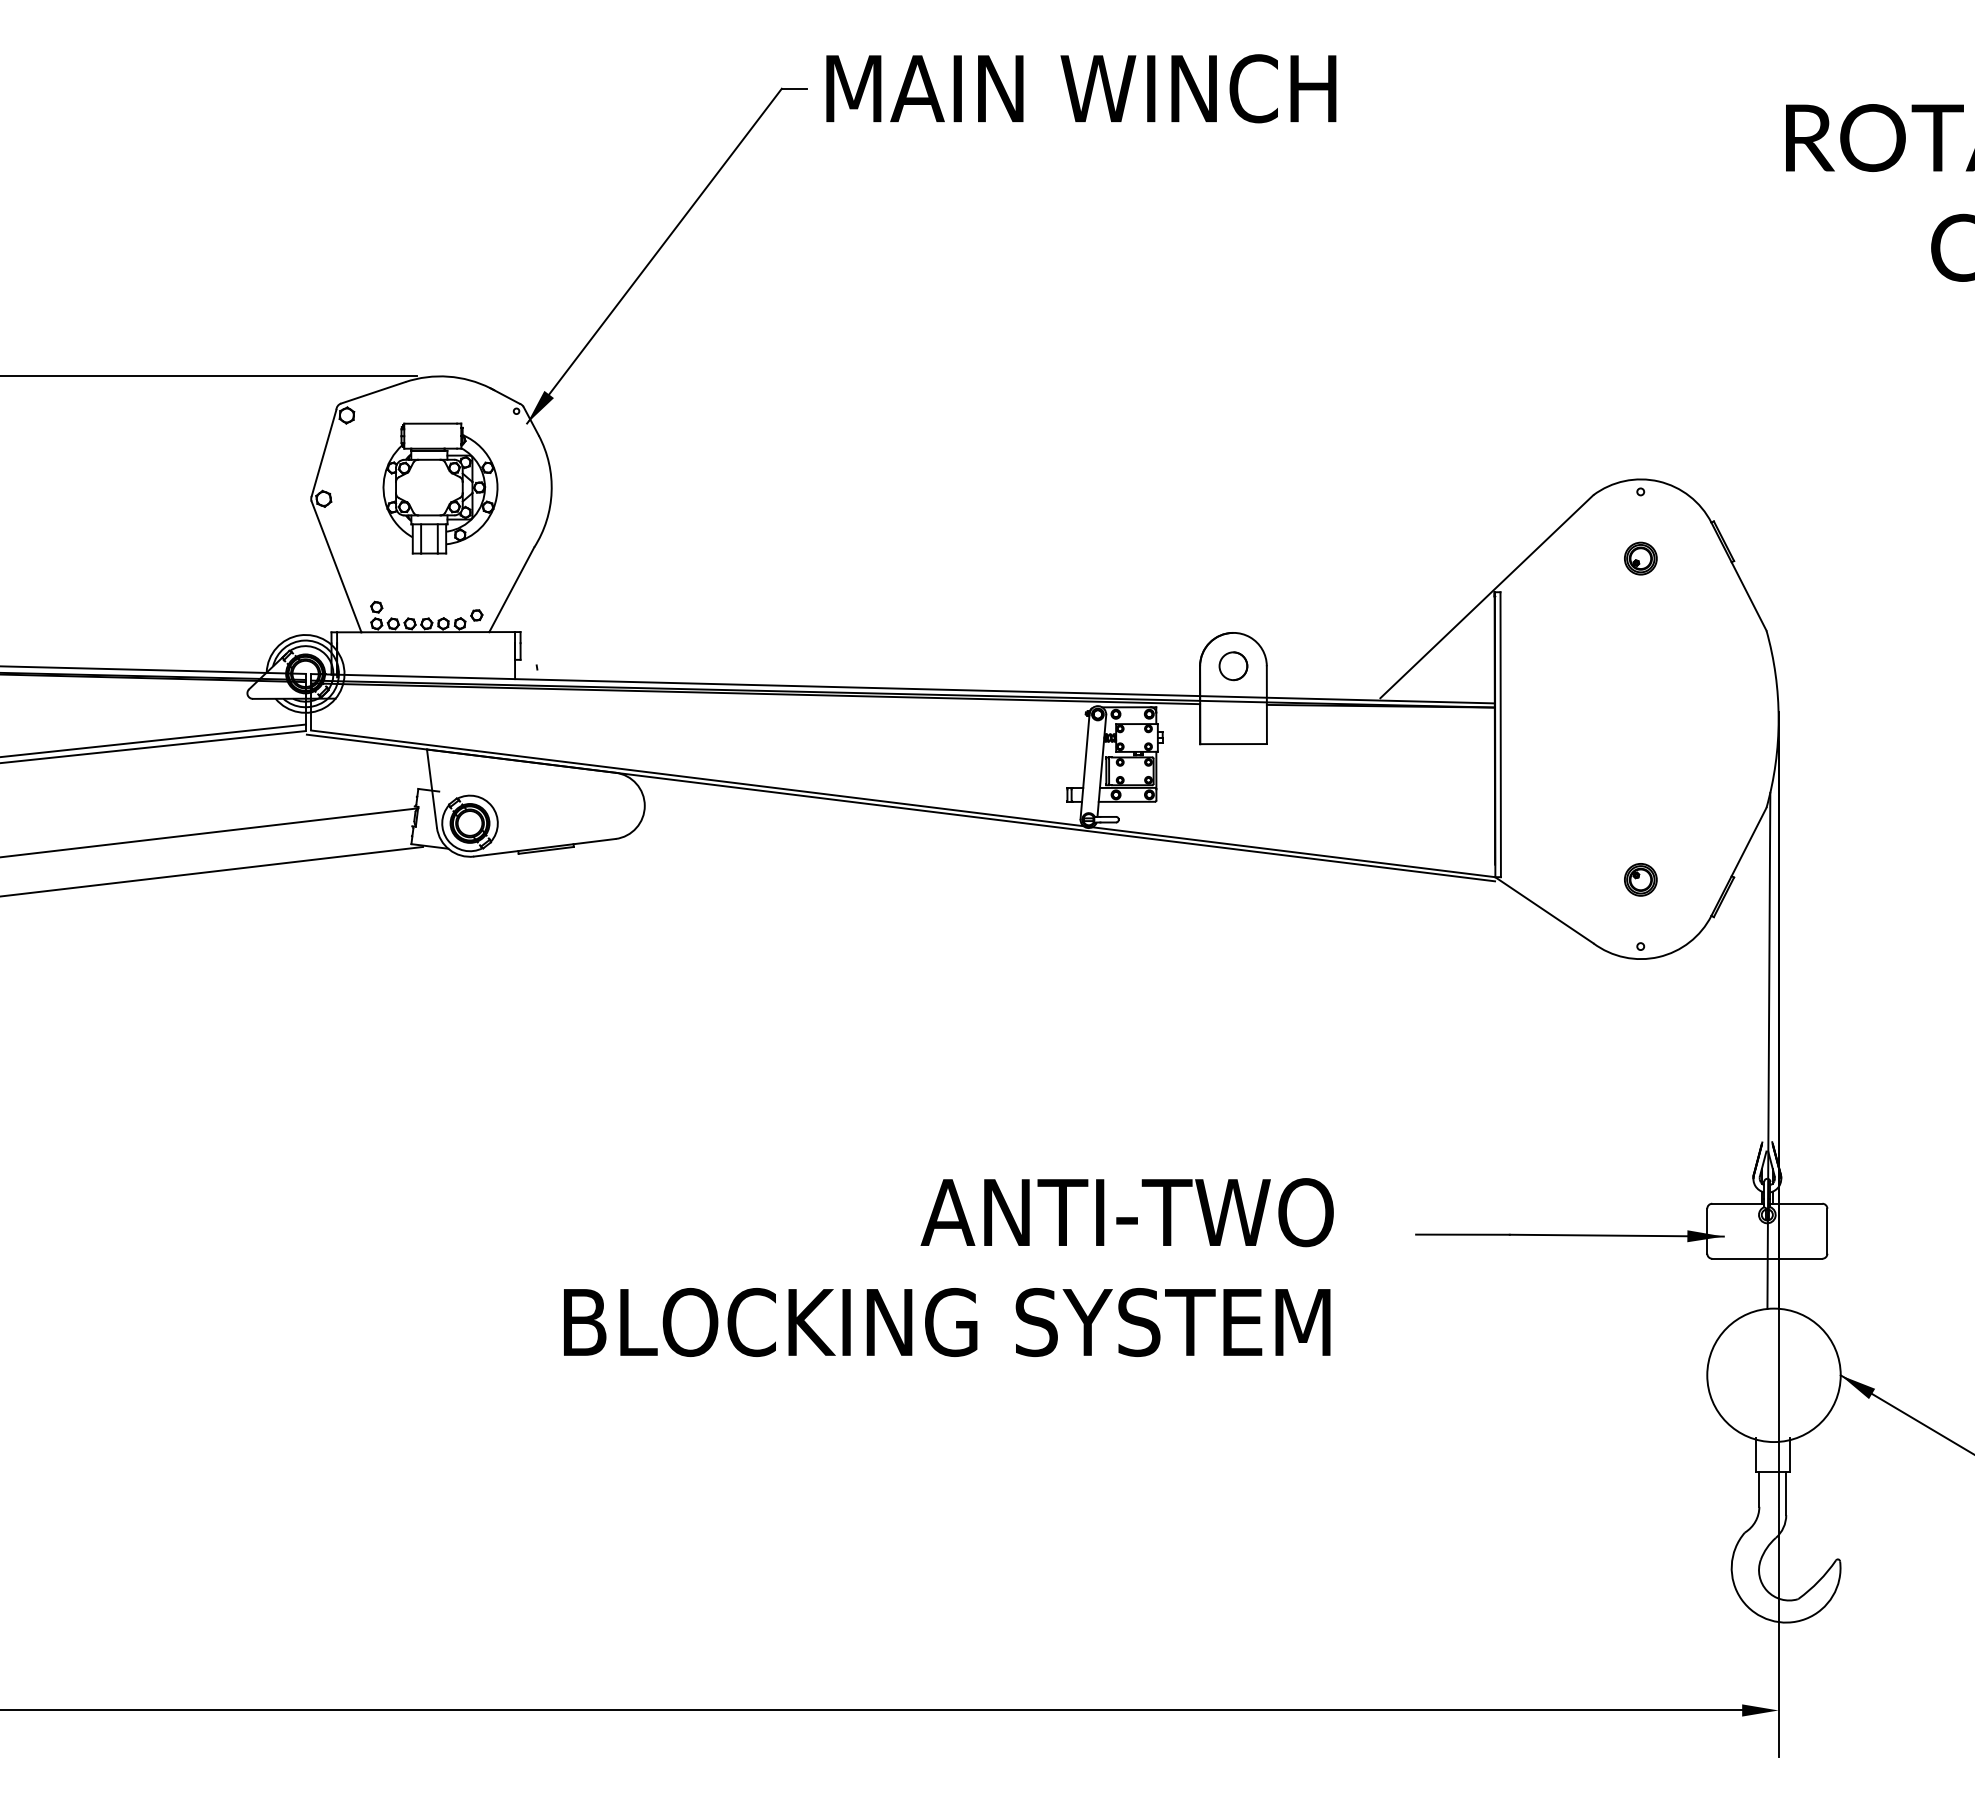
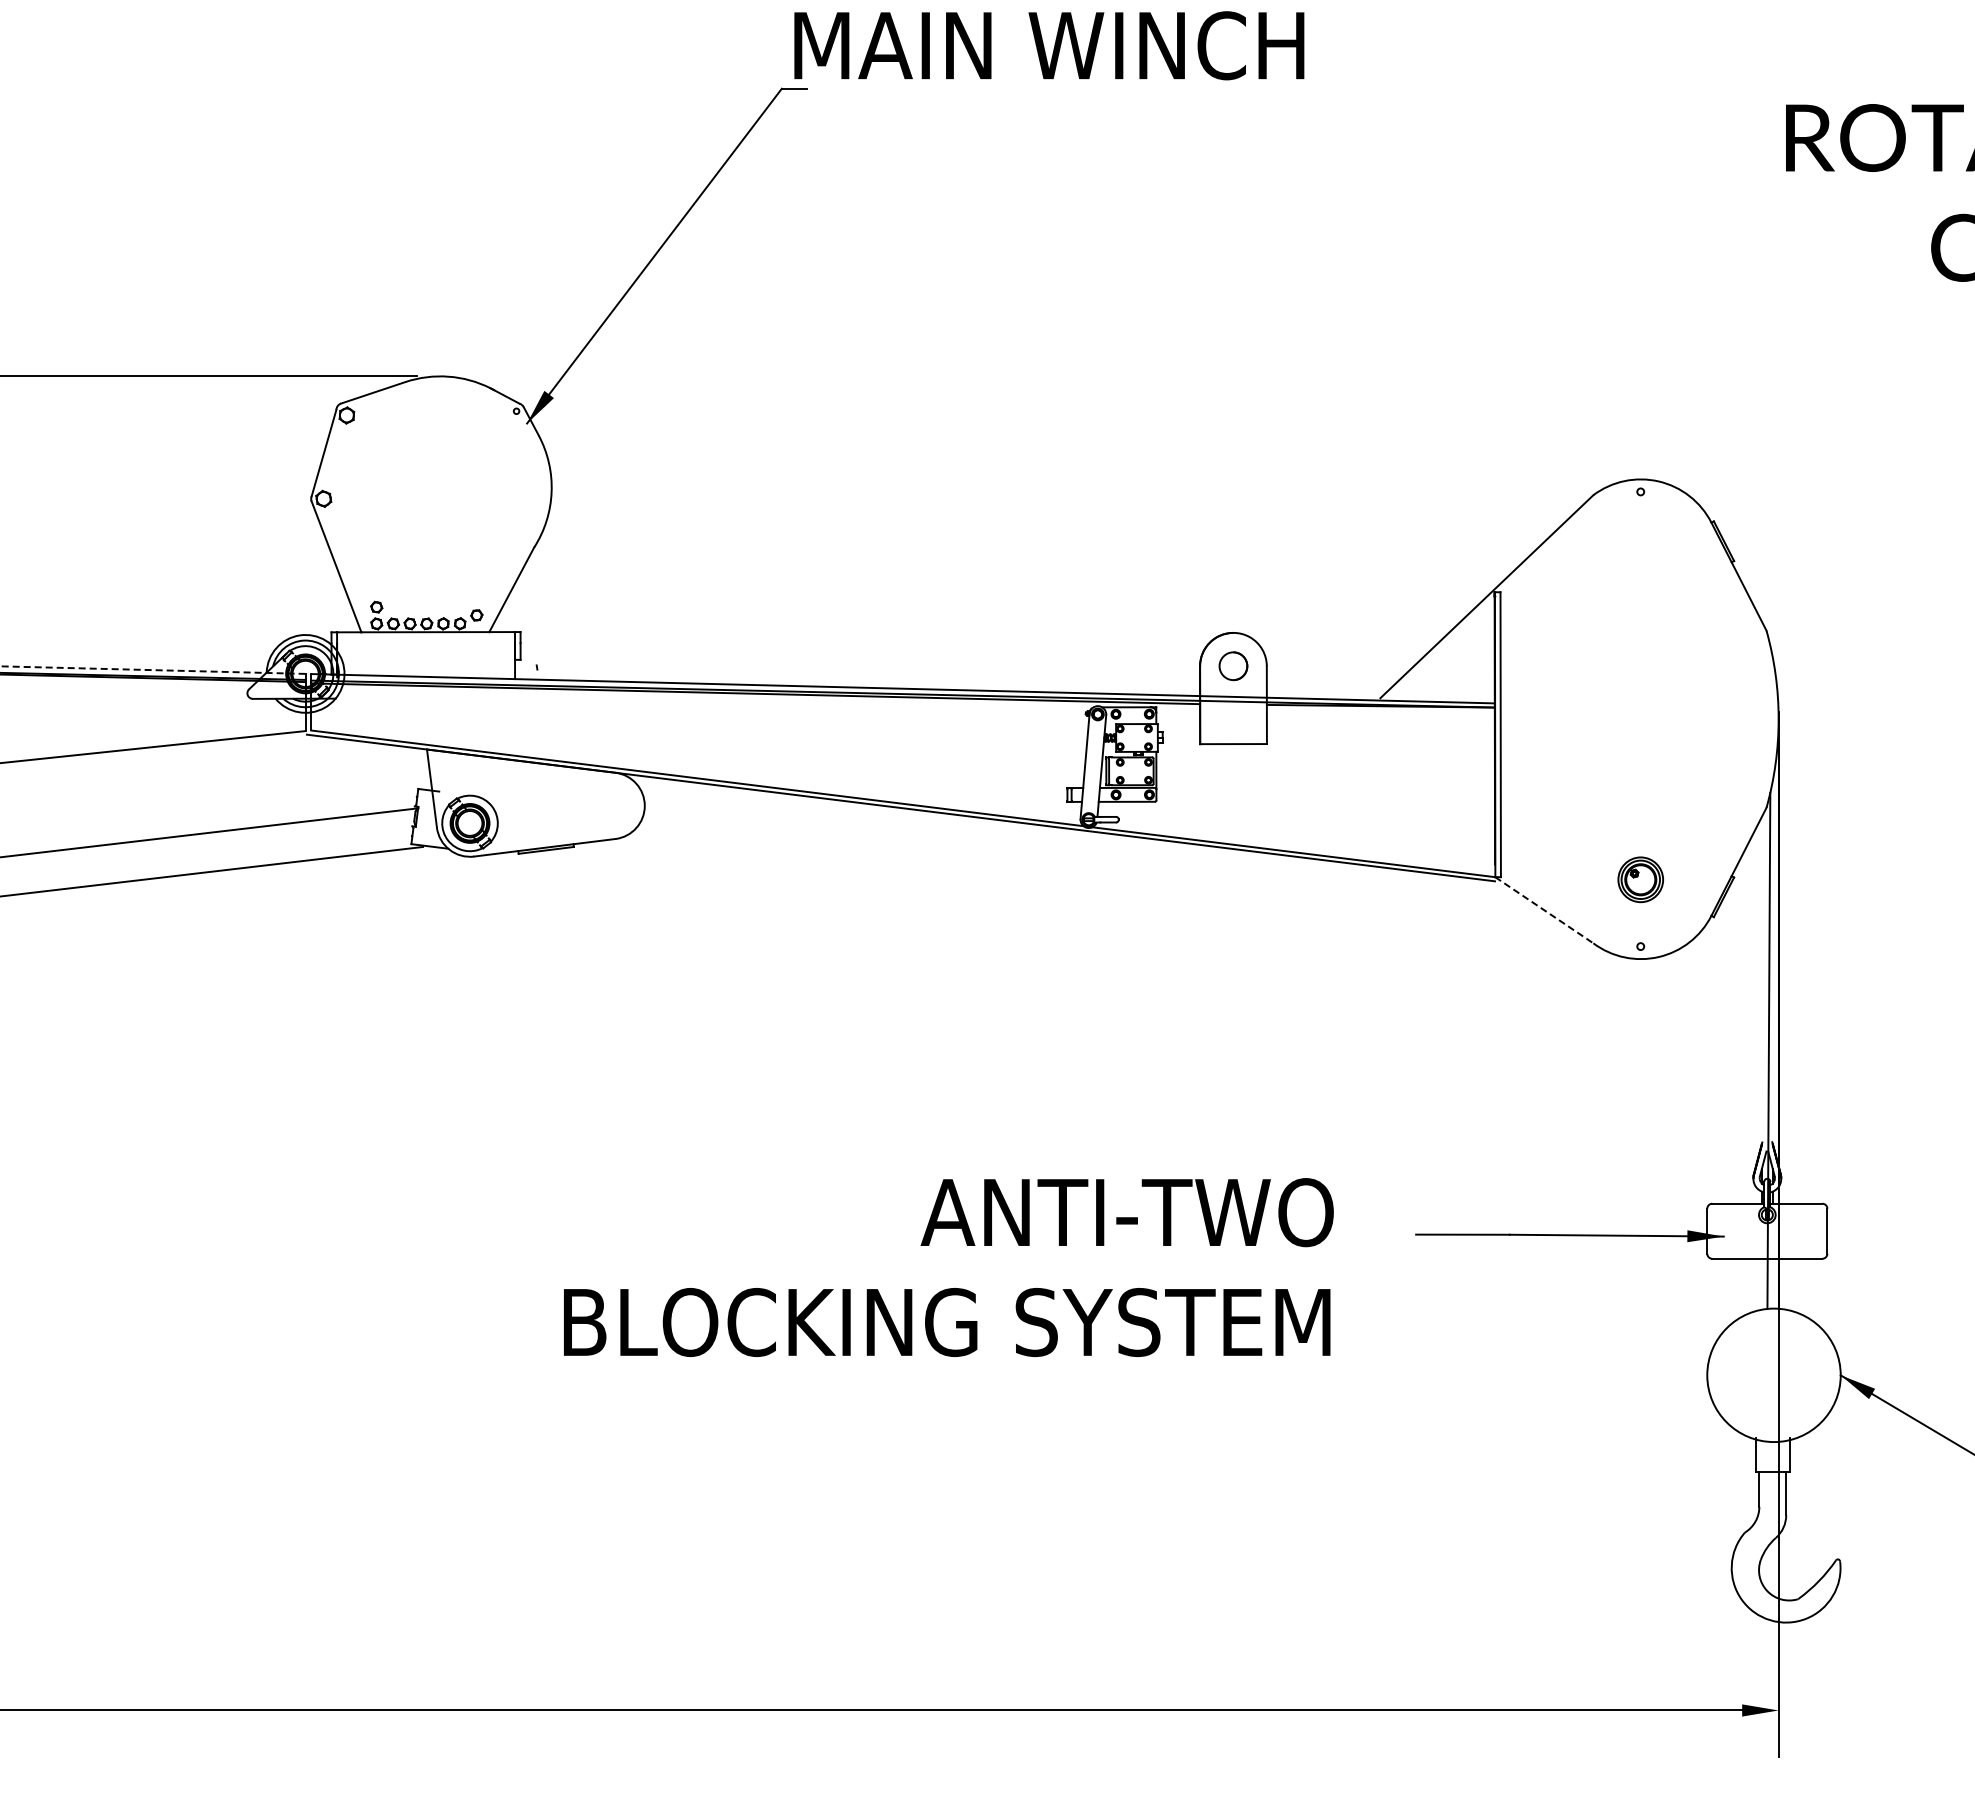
text position: (1081, 88) -> (1049, 45) (1049, 45)
part: present -> none (440, 488)
part: present -> none (1640, 558)
line: solid -> dashed (152, 670)
line: present -> none (153, 740)
part size: 34x34 px -> 47x48 px (1640, 879)
line: solid -> dashed (1544, 910)
